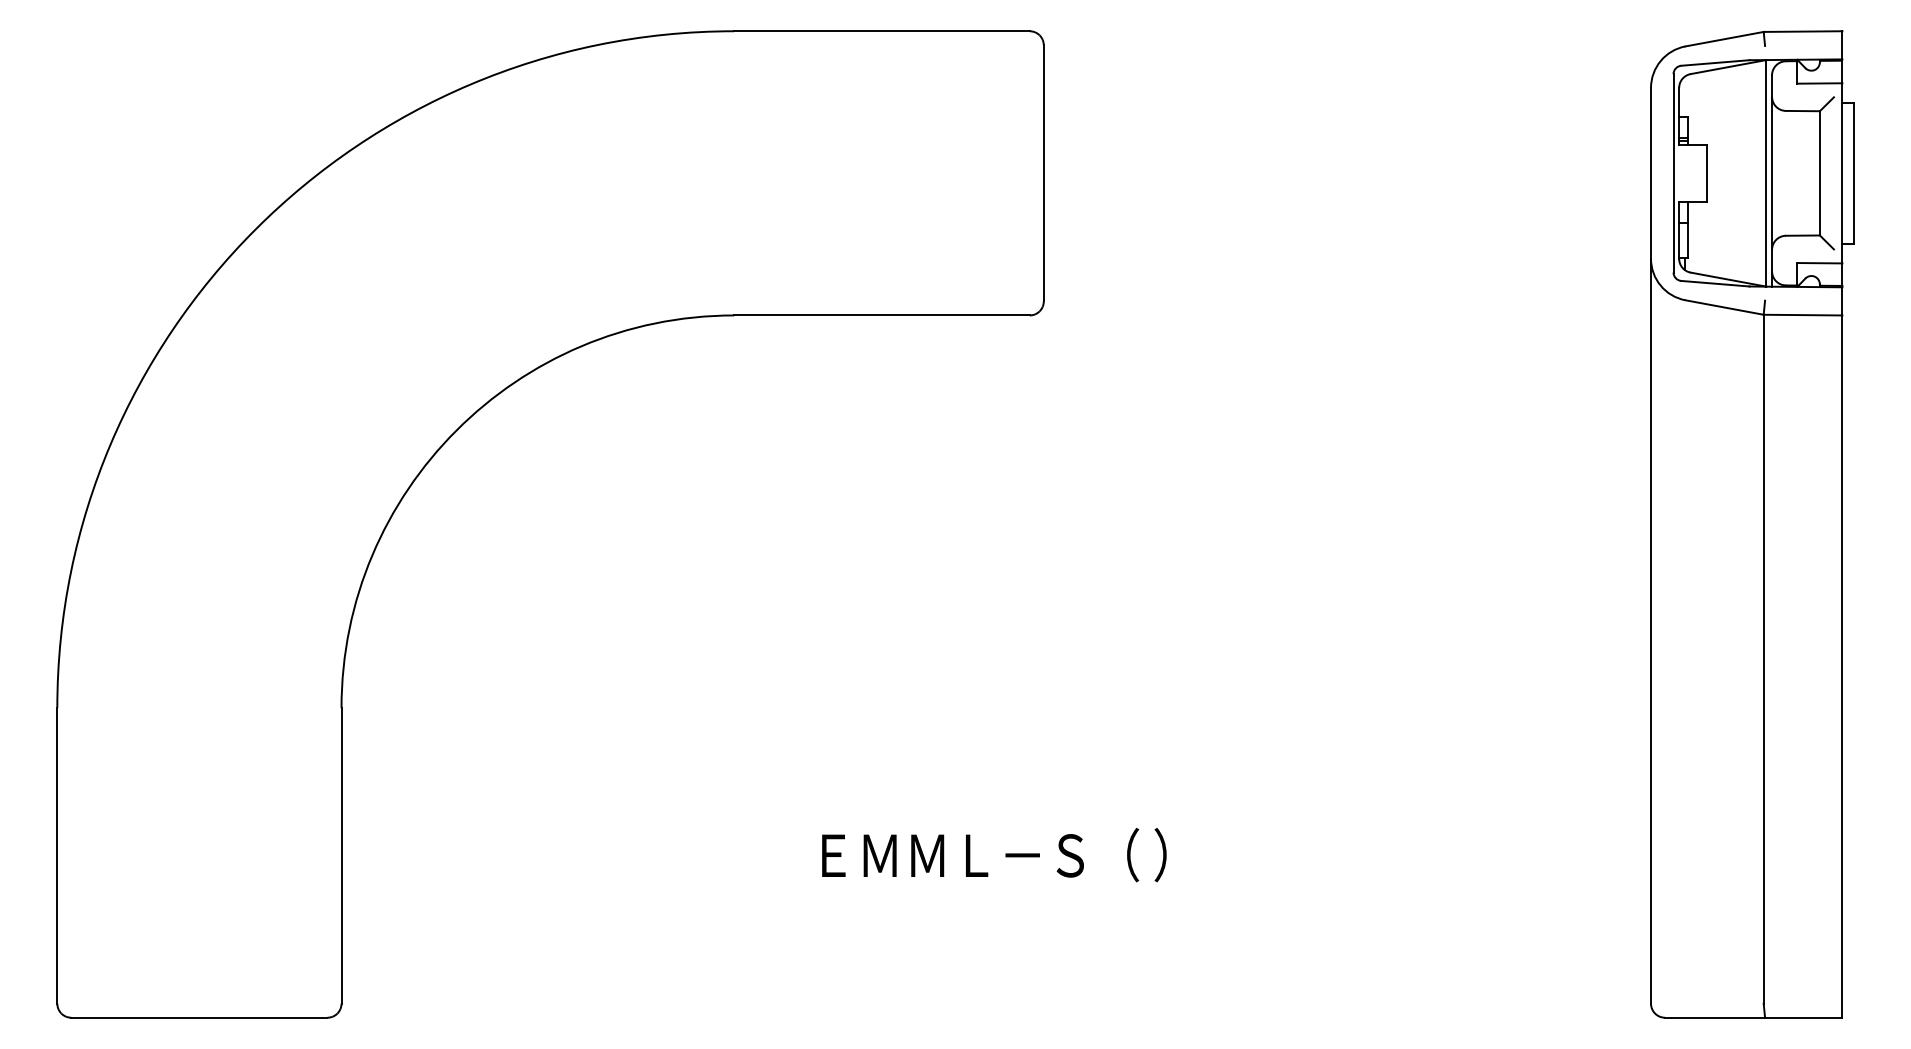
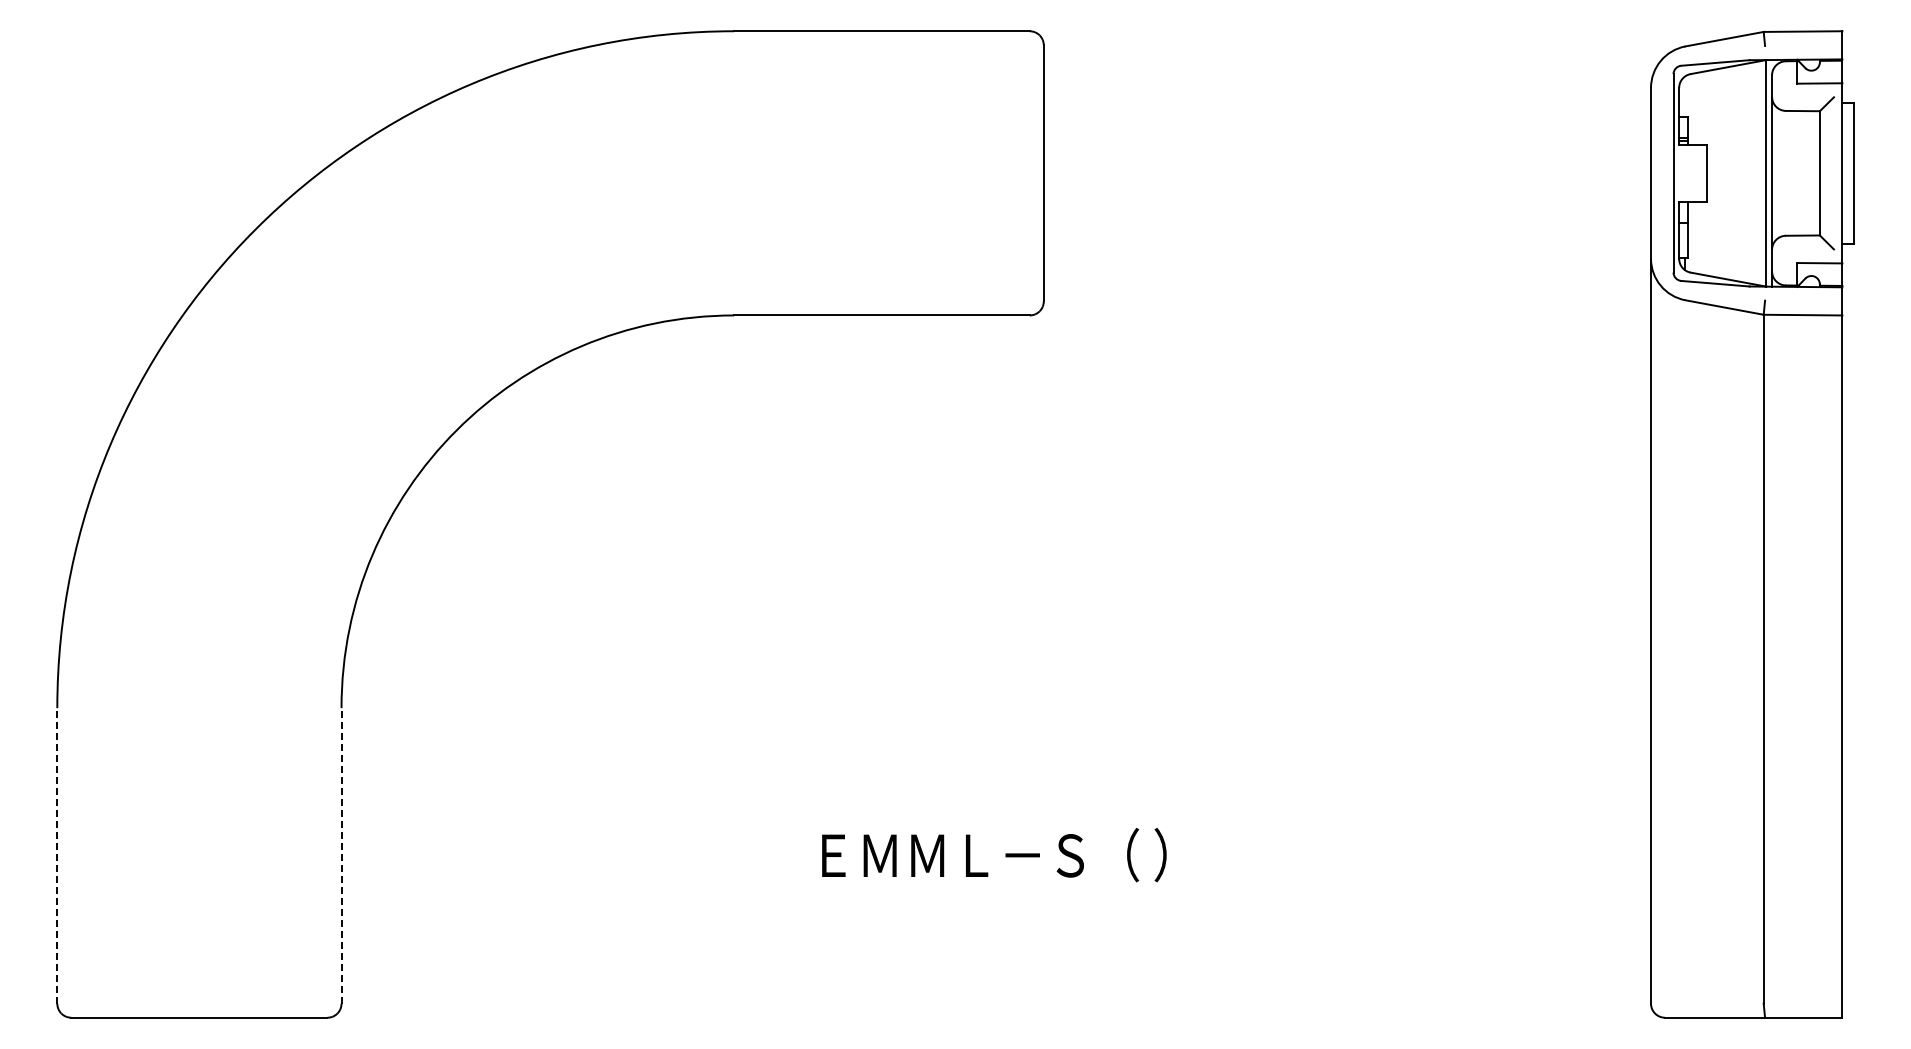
line: solid -> dashed (57, 855)
line: solid -> dashed (341, 855)
